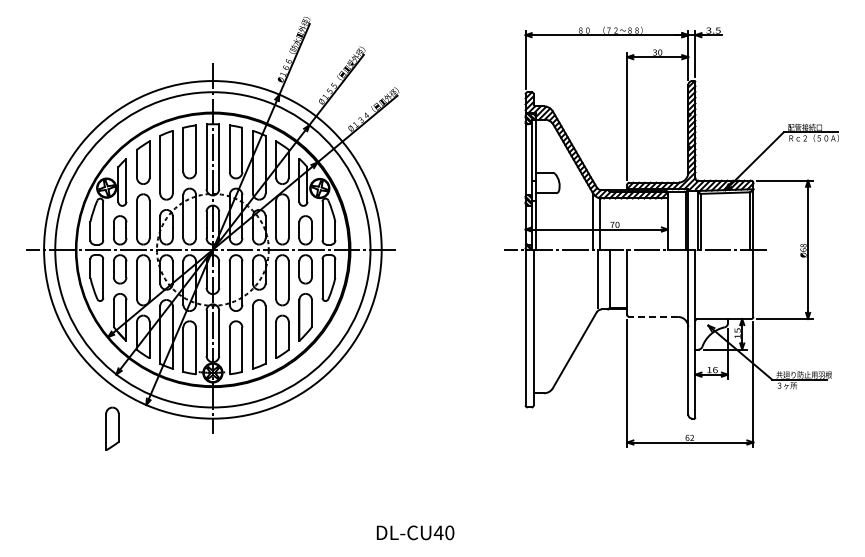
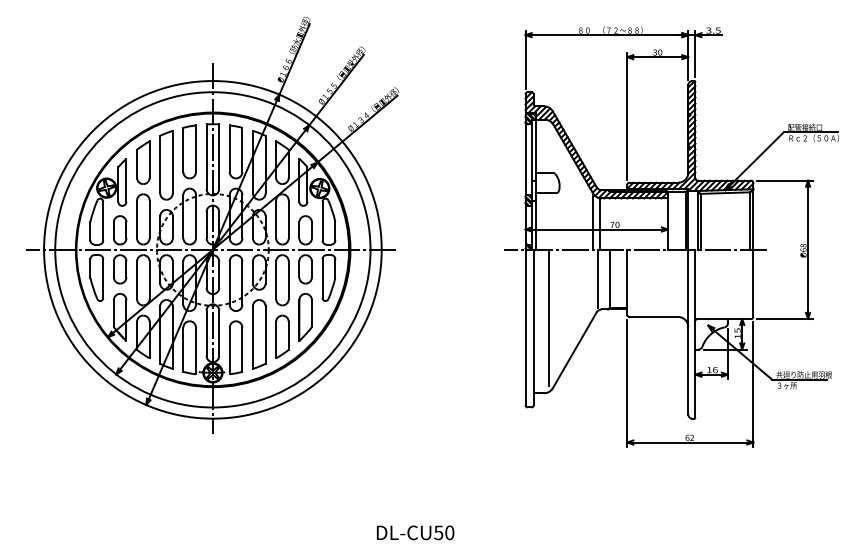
line: dashed -> solid (653, 316)
line: none -> present (549, 317)
part: present -> none (112, 428)
text: DL-CU40 -> DL-CU50 (438, 532)
